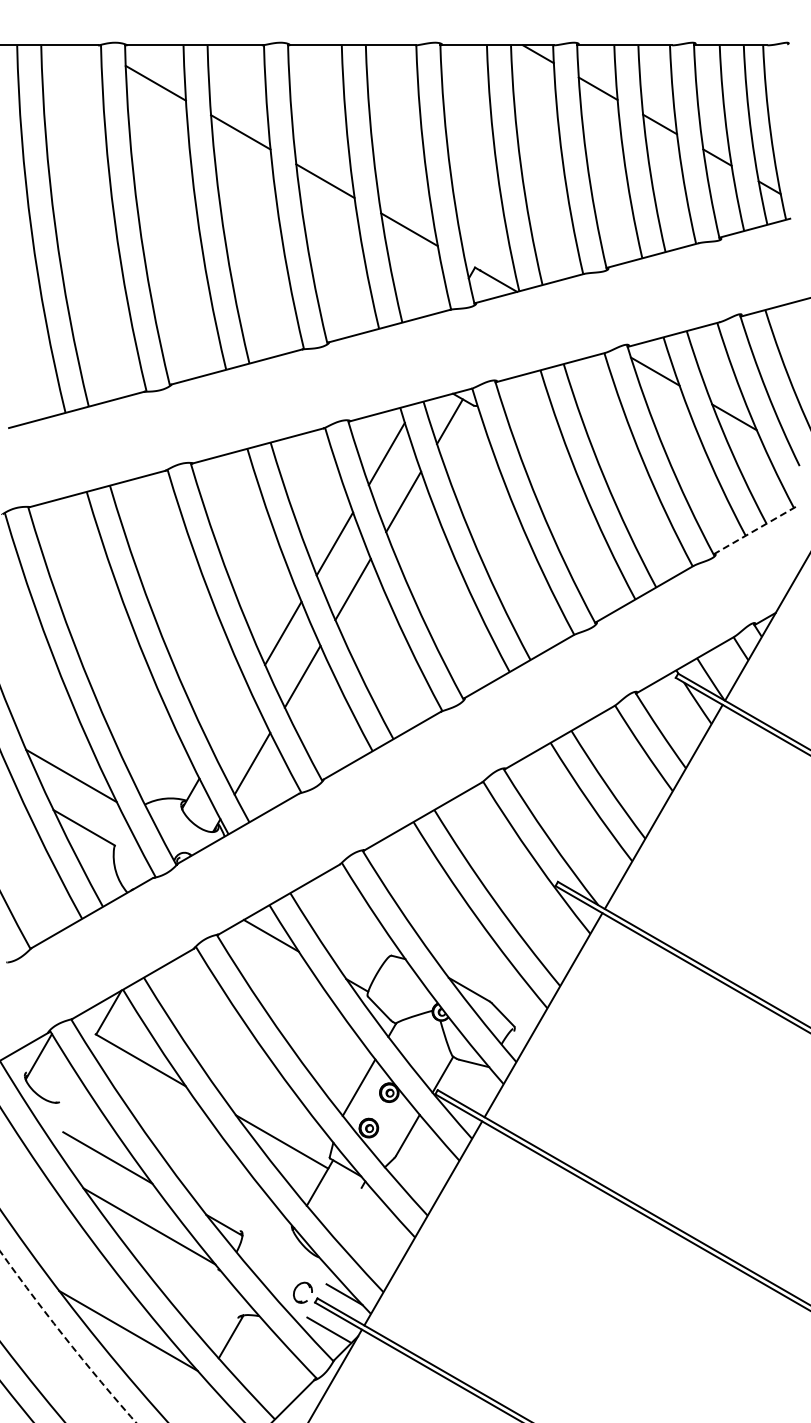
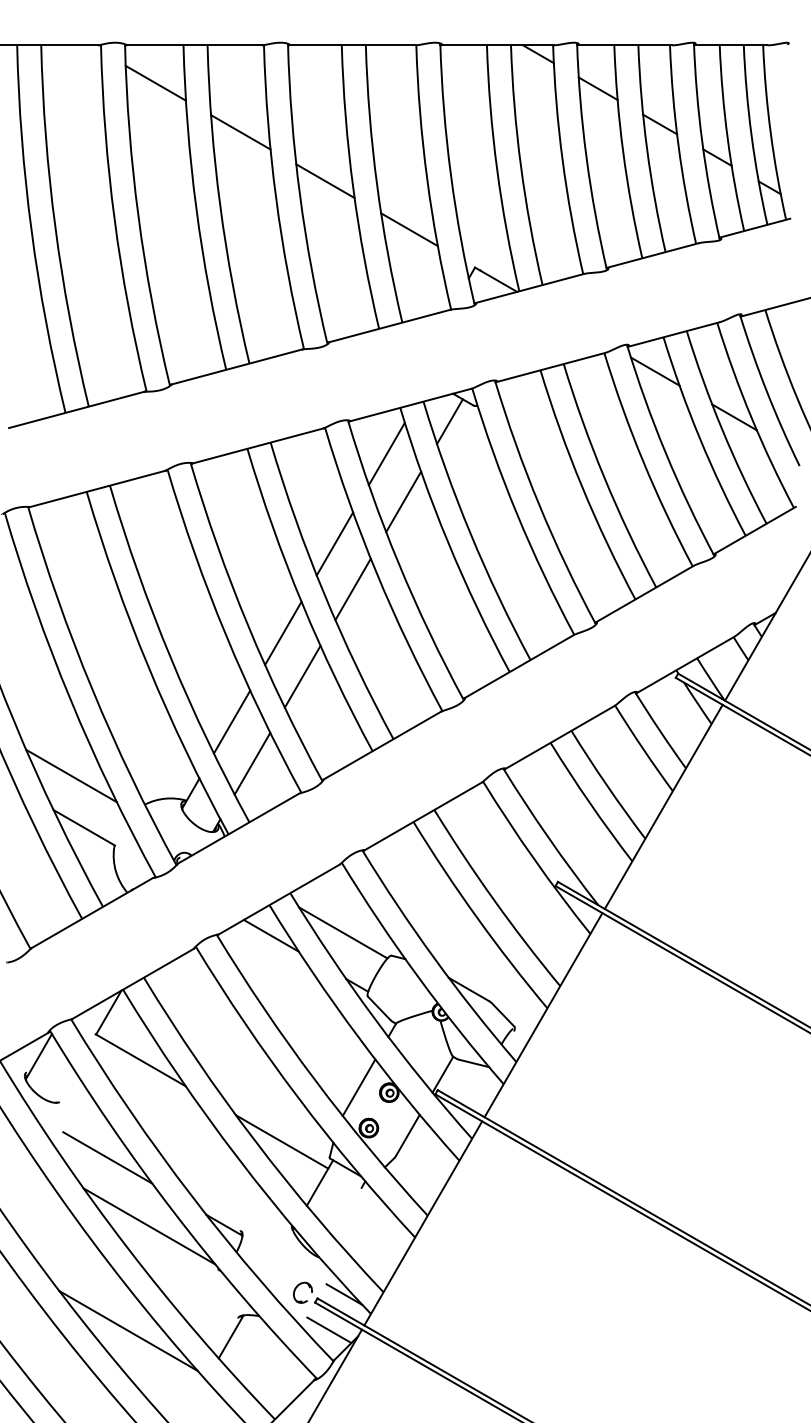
line: dashed -> solid (754, 530)
line: none -> present (231, 721)
line: none -> present (343, 932)
arc: dashed -> solid (66, 1339)
